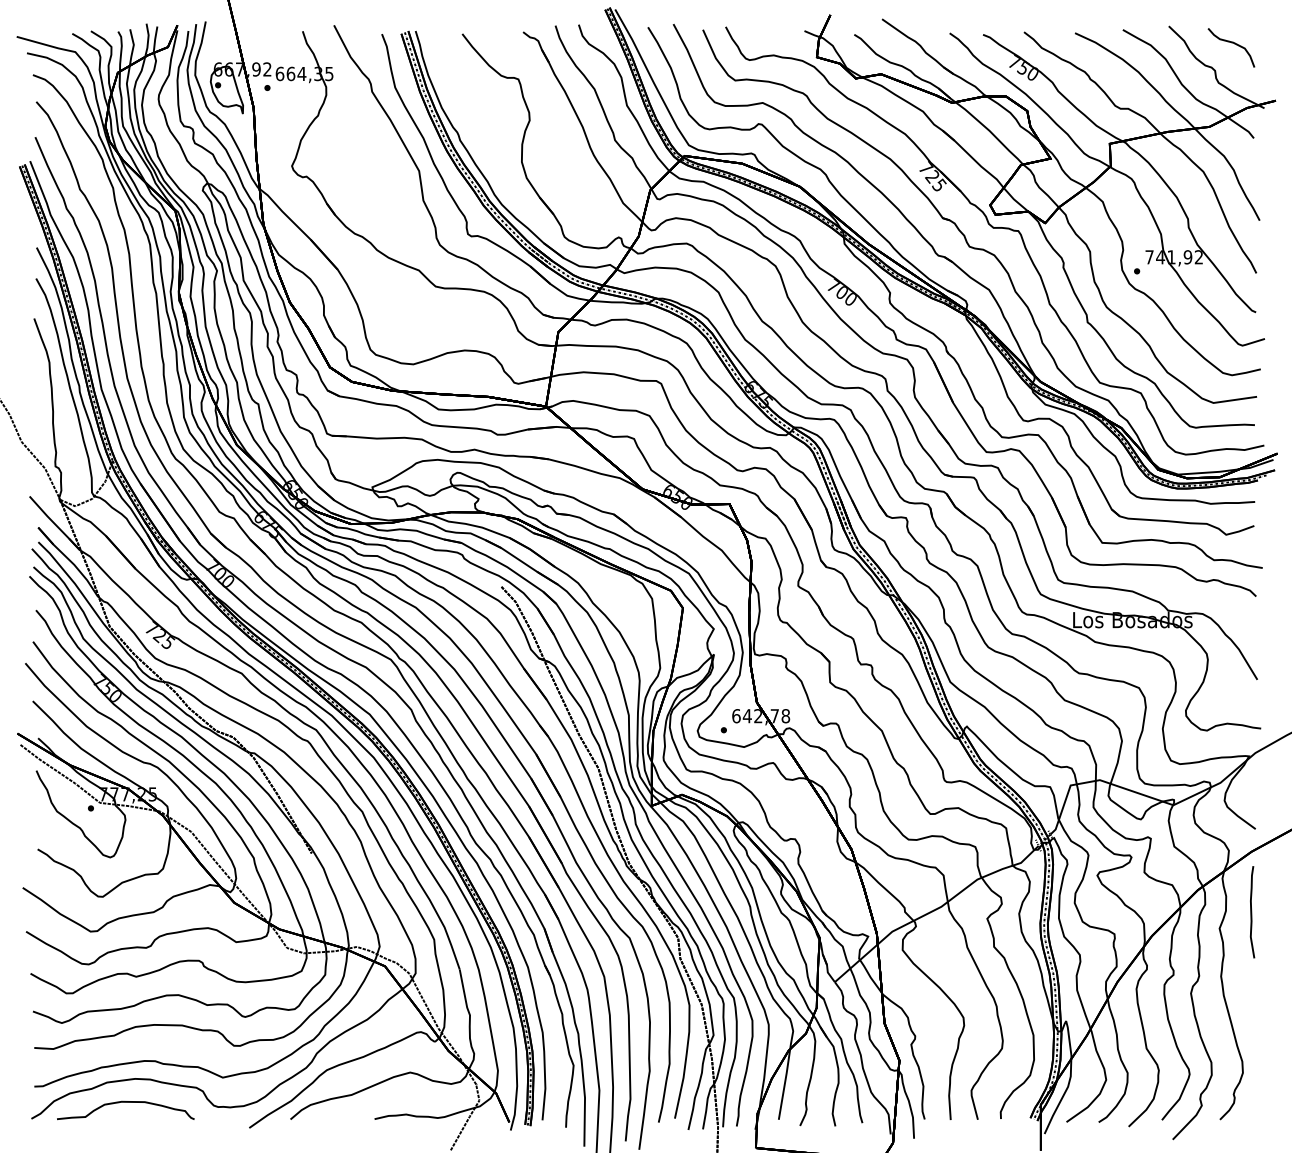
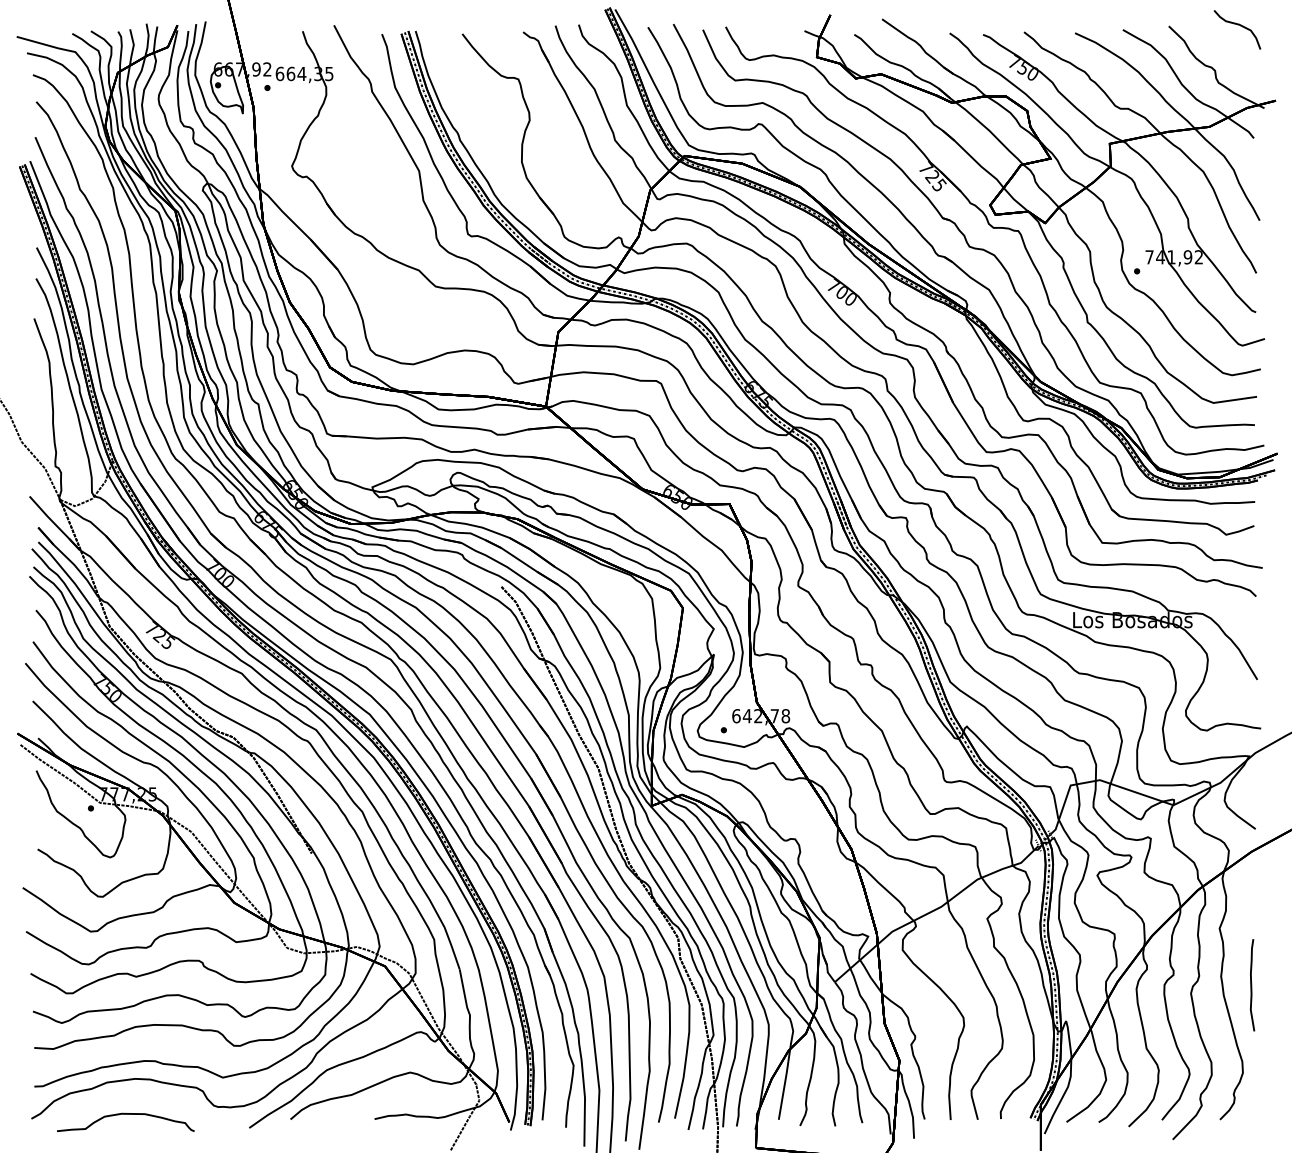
curve position: (1231, 43) -> (1237, 25) (1237, 25)
curve position: (1252, 912) -> (1252, 985) (1252, 985)
curve position: (125, 1102) -> (125, 1114) (125, 1114)
